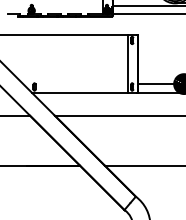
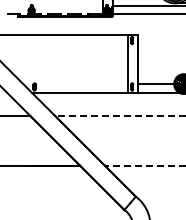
line: solid -> dashed (119, 115)
line: solid -> dashed (144, 165)
